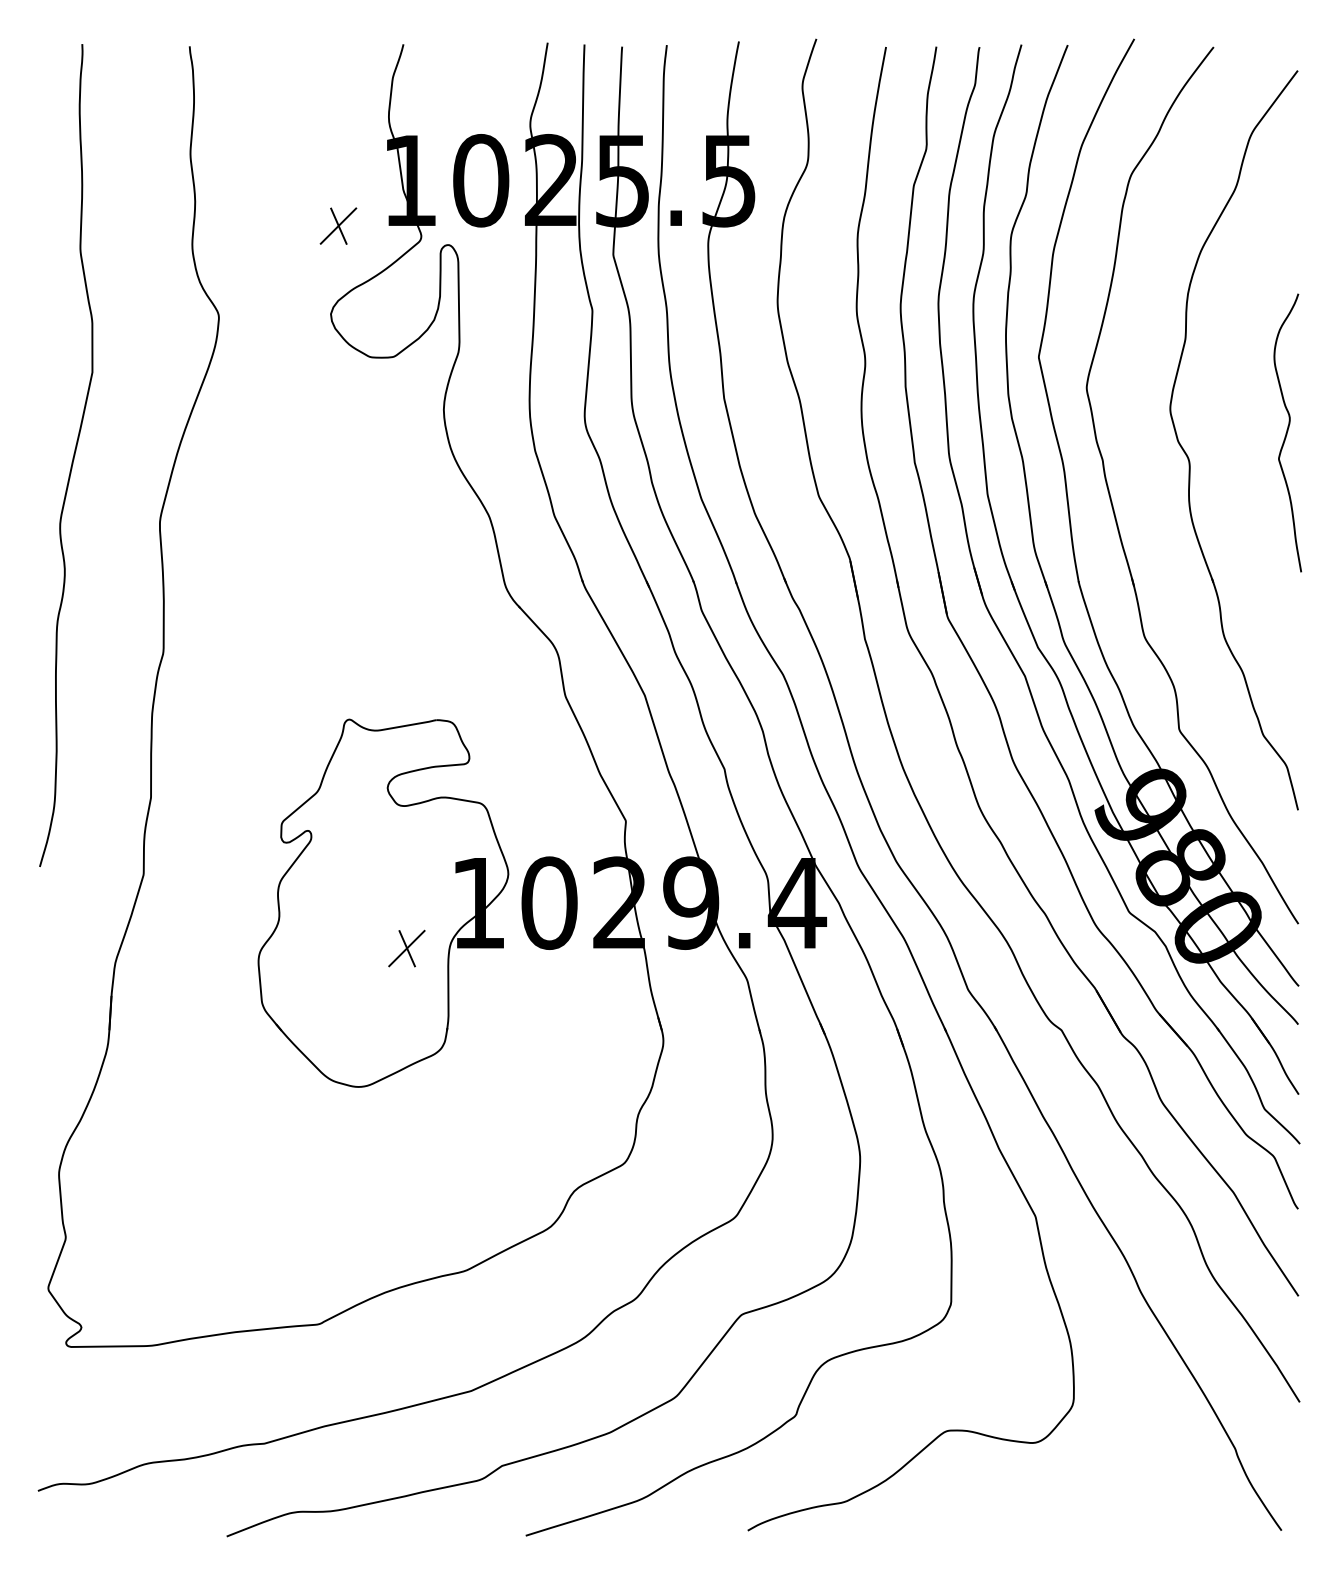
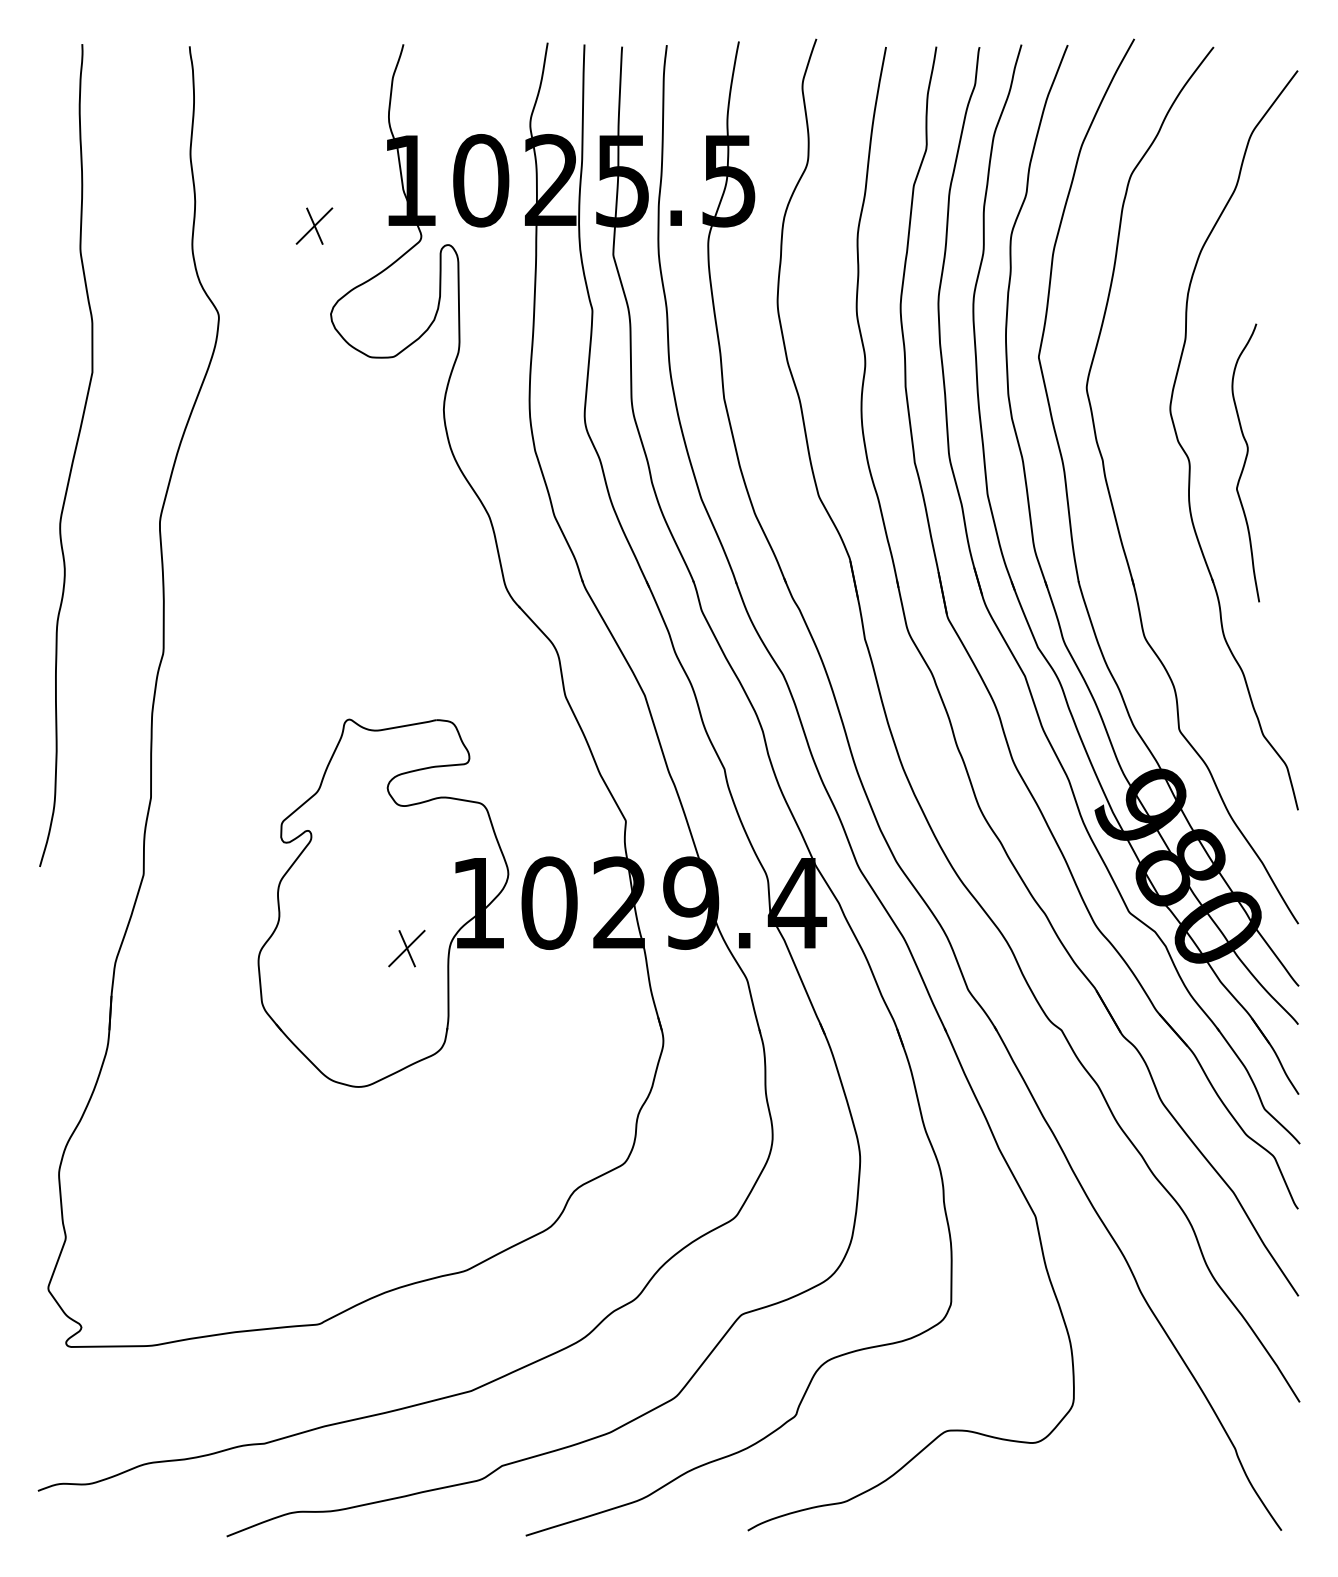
part position: (338, 225) -> (314, 225) (314, 225)
curve position: (1287, 432) -> (1245, 462) (1245, 462)
